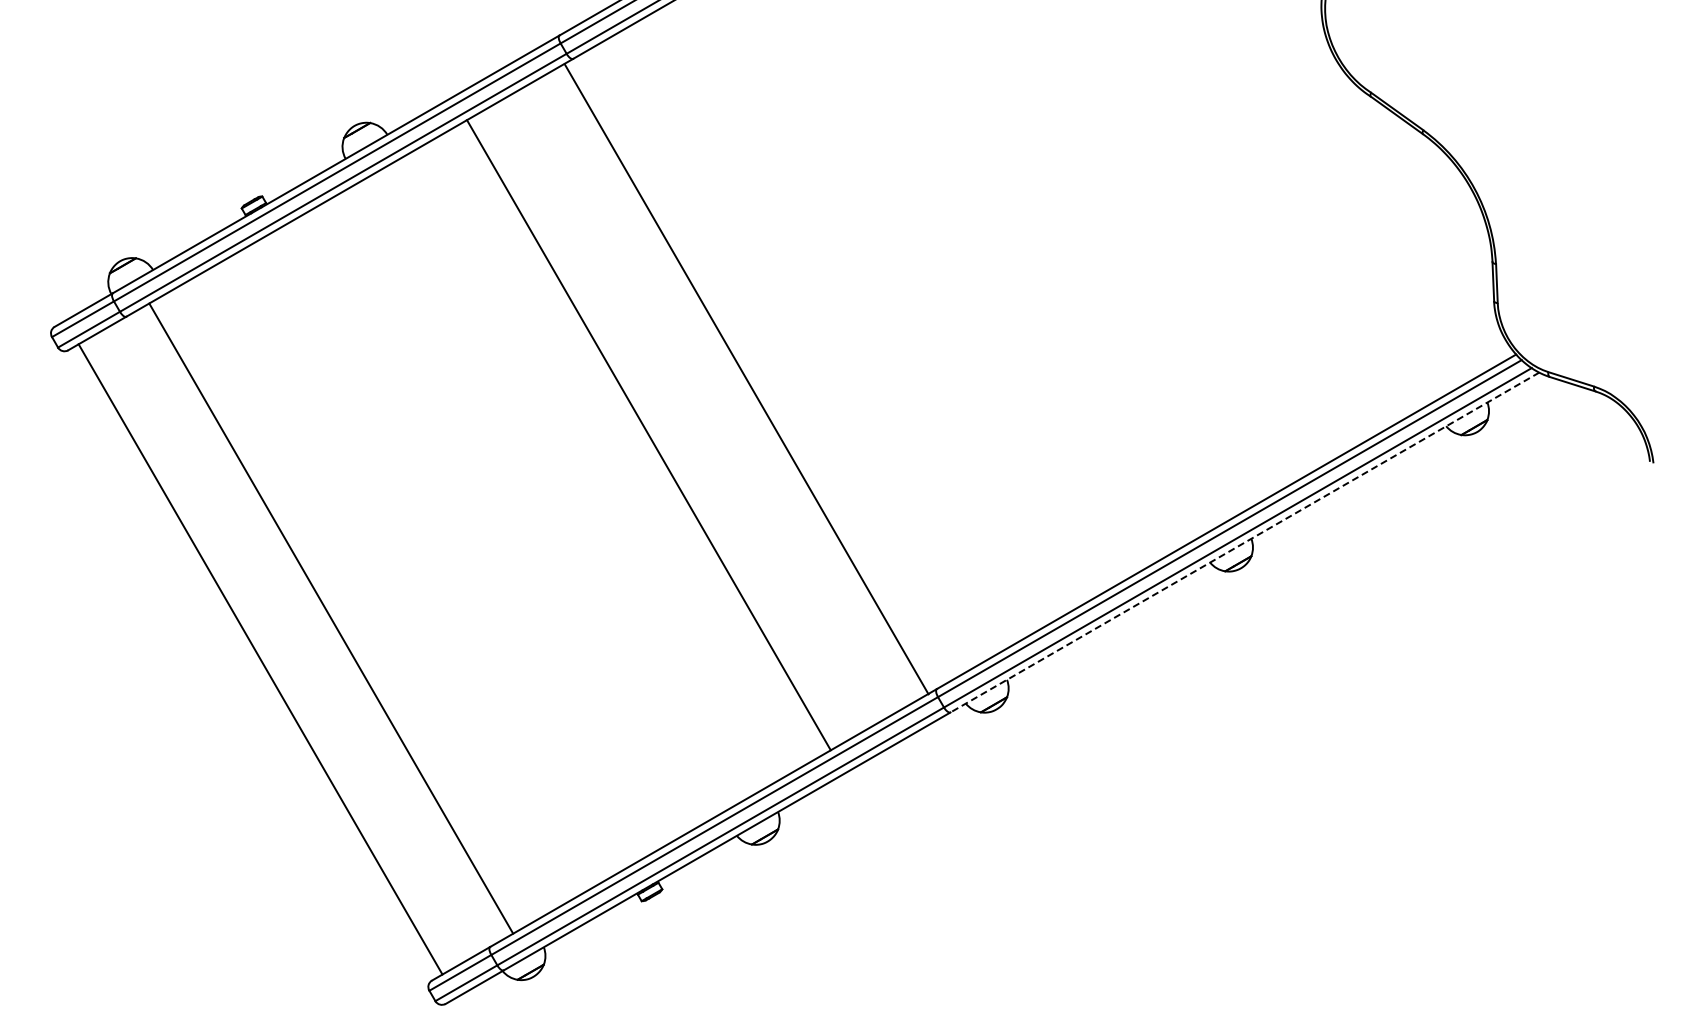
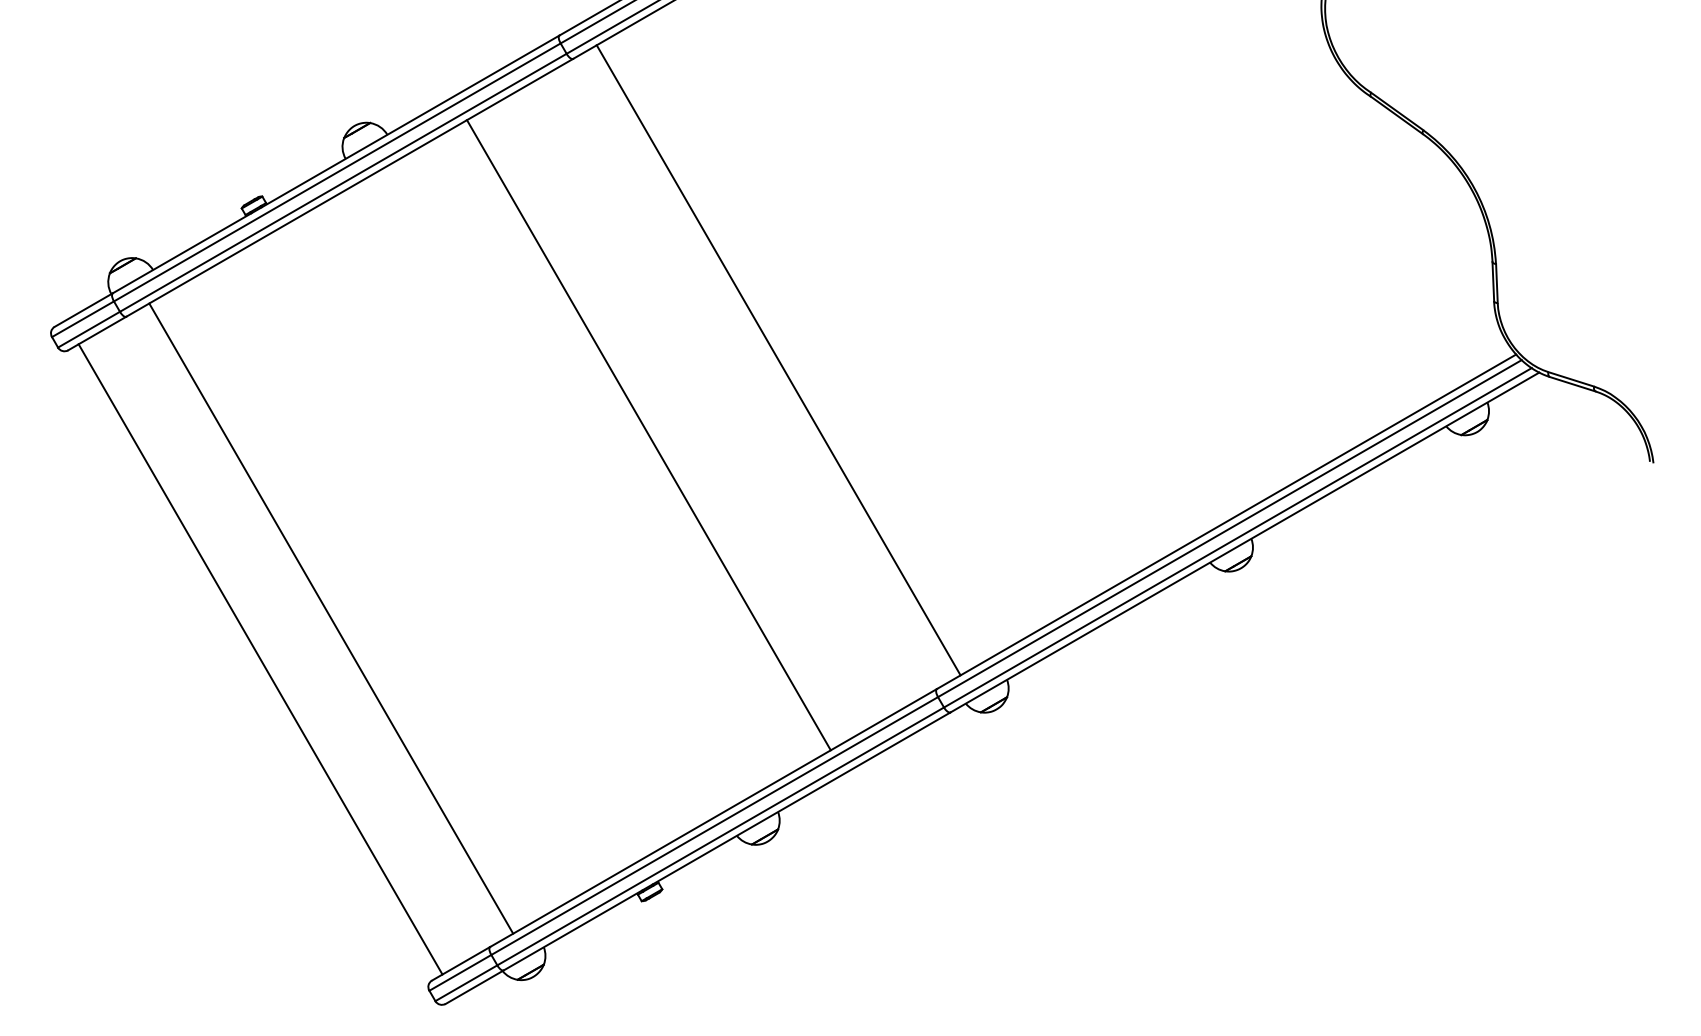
line position: (746, 379) -> (778, 360) (778, 360)
line: dashed -> solid (1244, 542)
